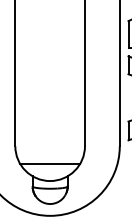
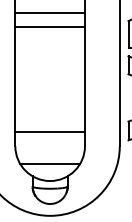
line: none -> present (49, 12)
line: none -> present (49, 27)
line: none -> present (49, 132)
